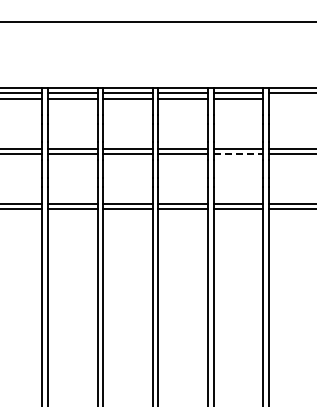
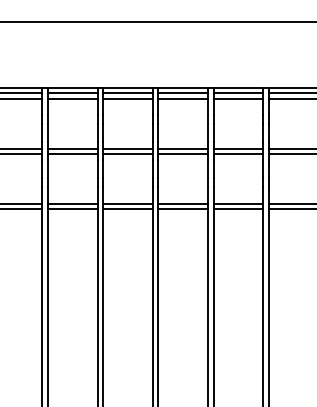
line: none -> present (290, 98)
line: dashed -> solid (238, 154)
